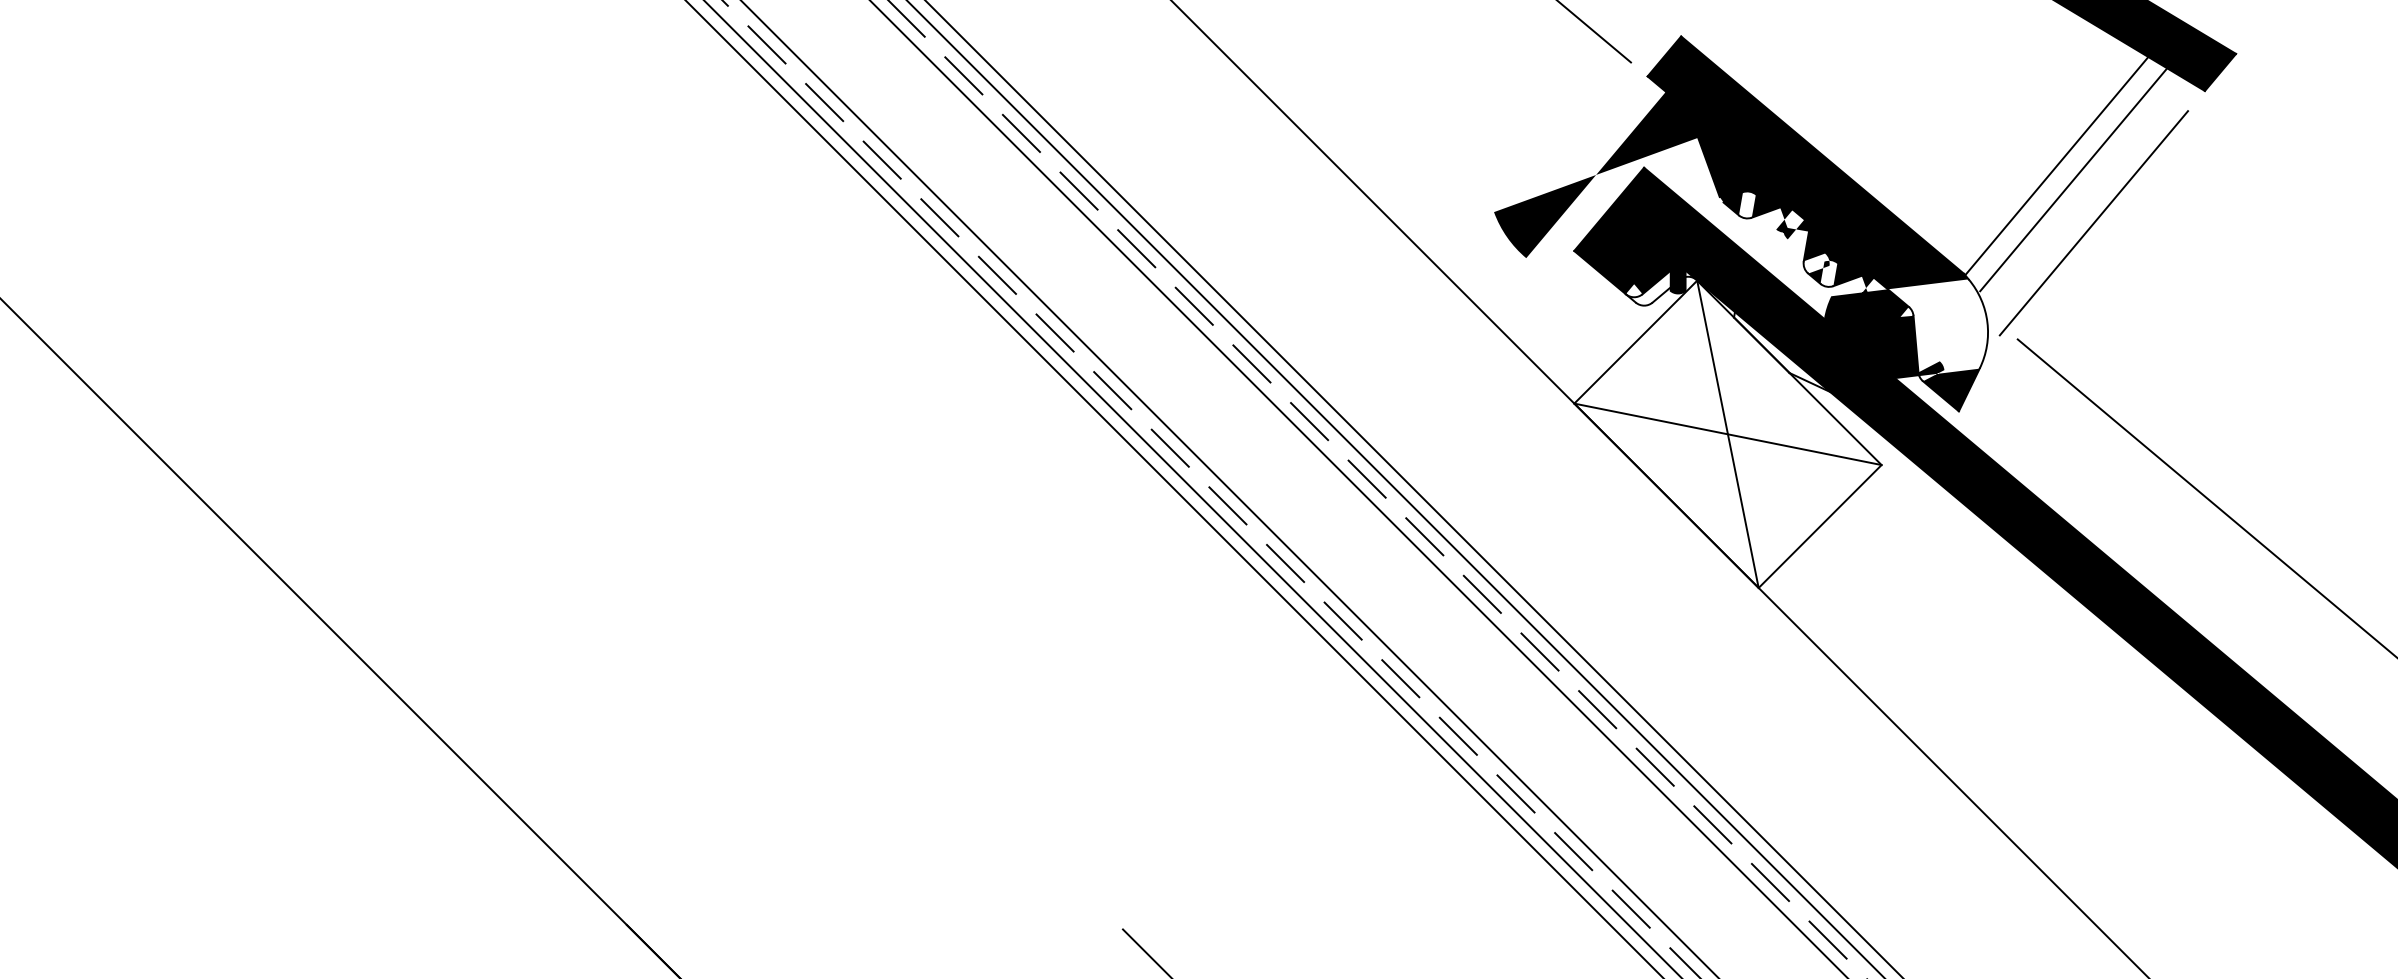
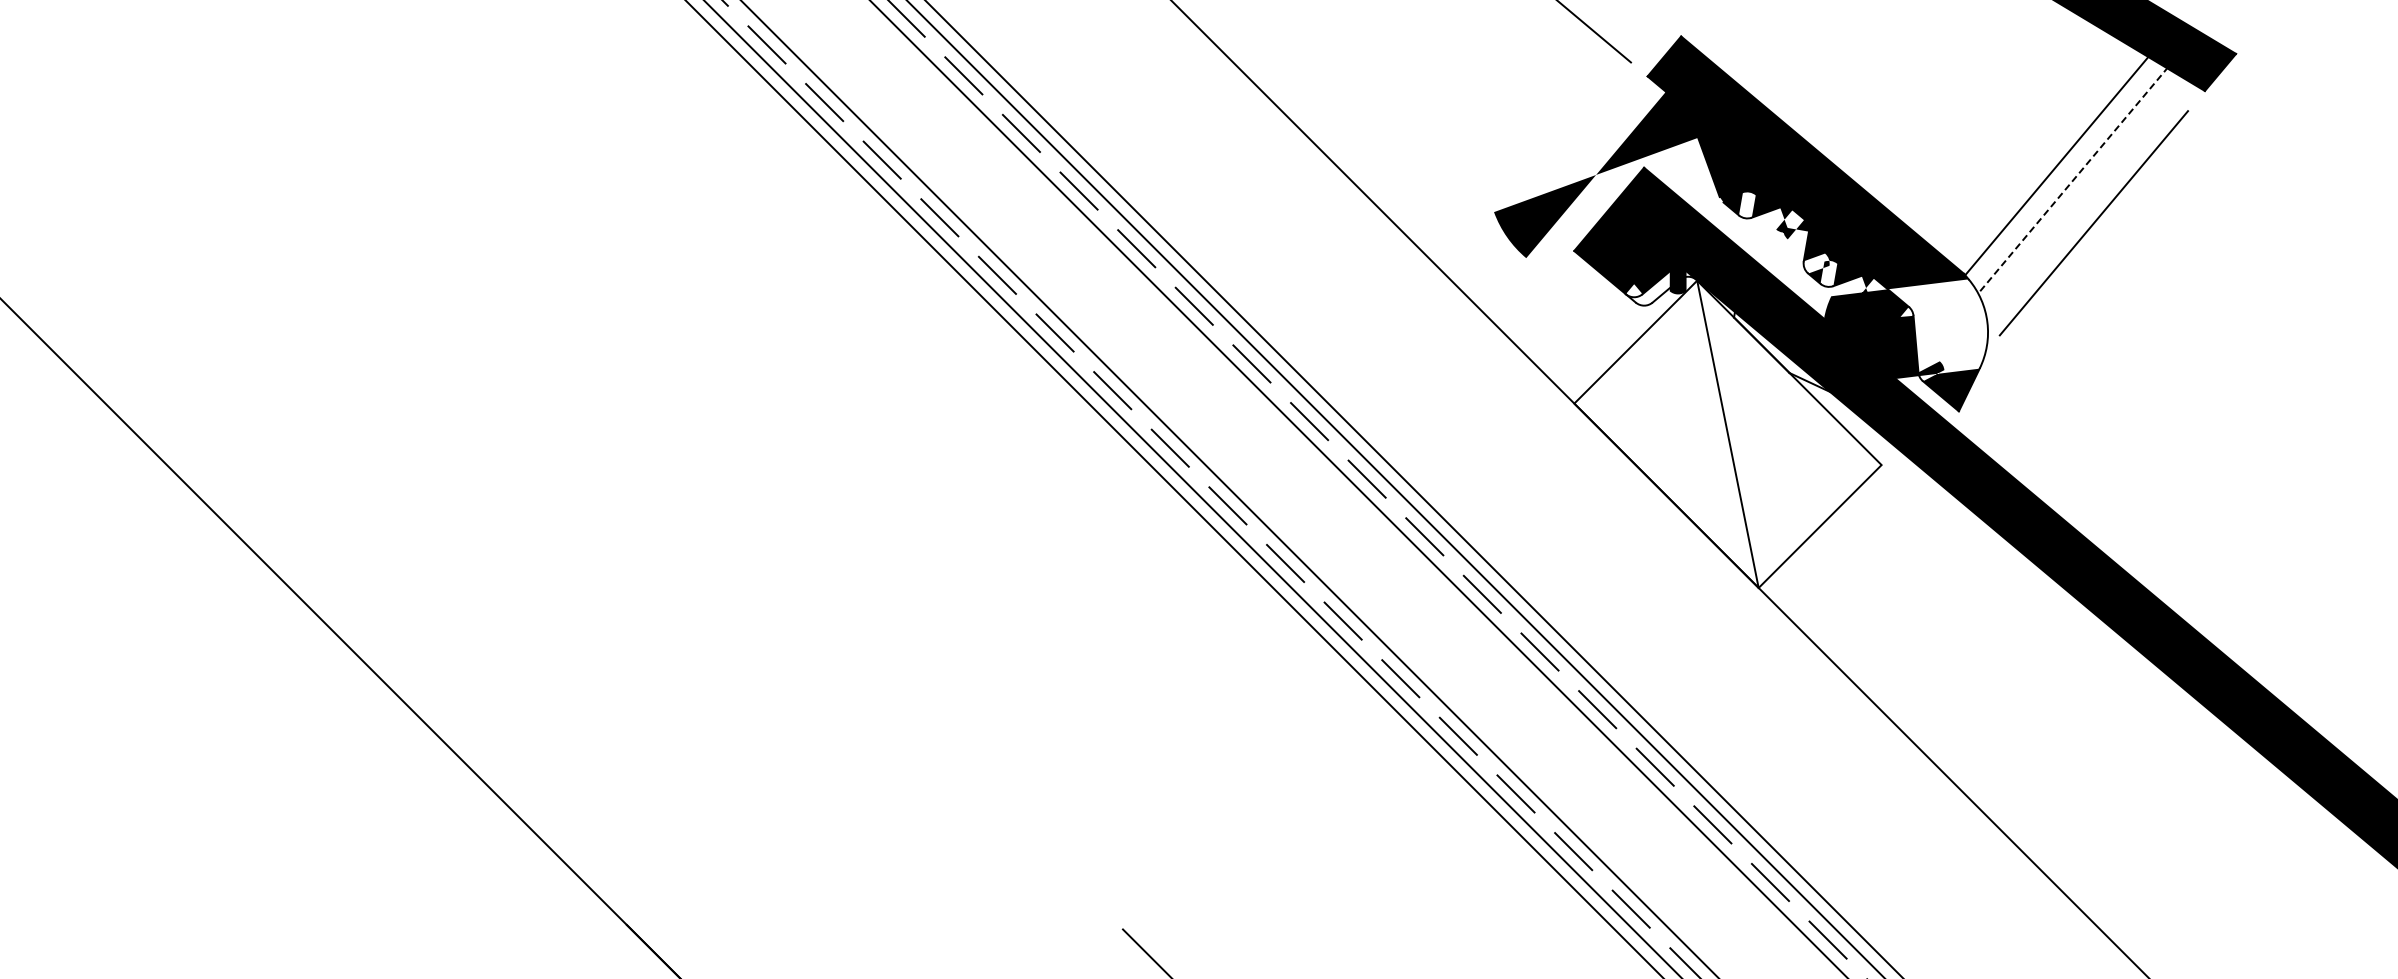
line: solid -> dashed (2074, 179)
line: present -> none (1727, 434)
line: present -> none (2205, 497)
